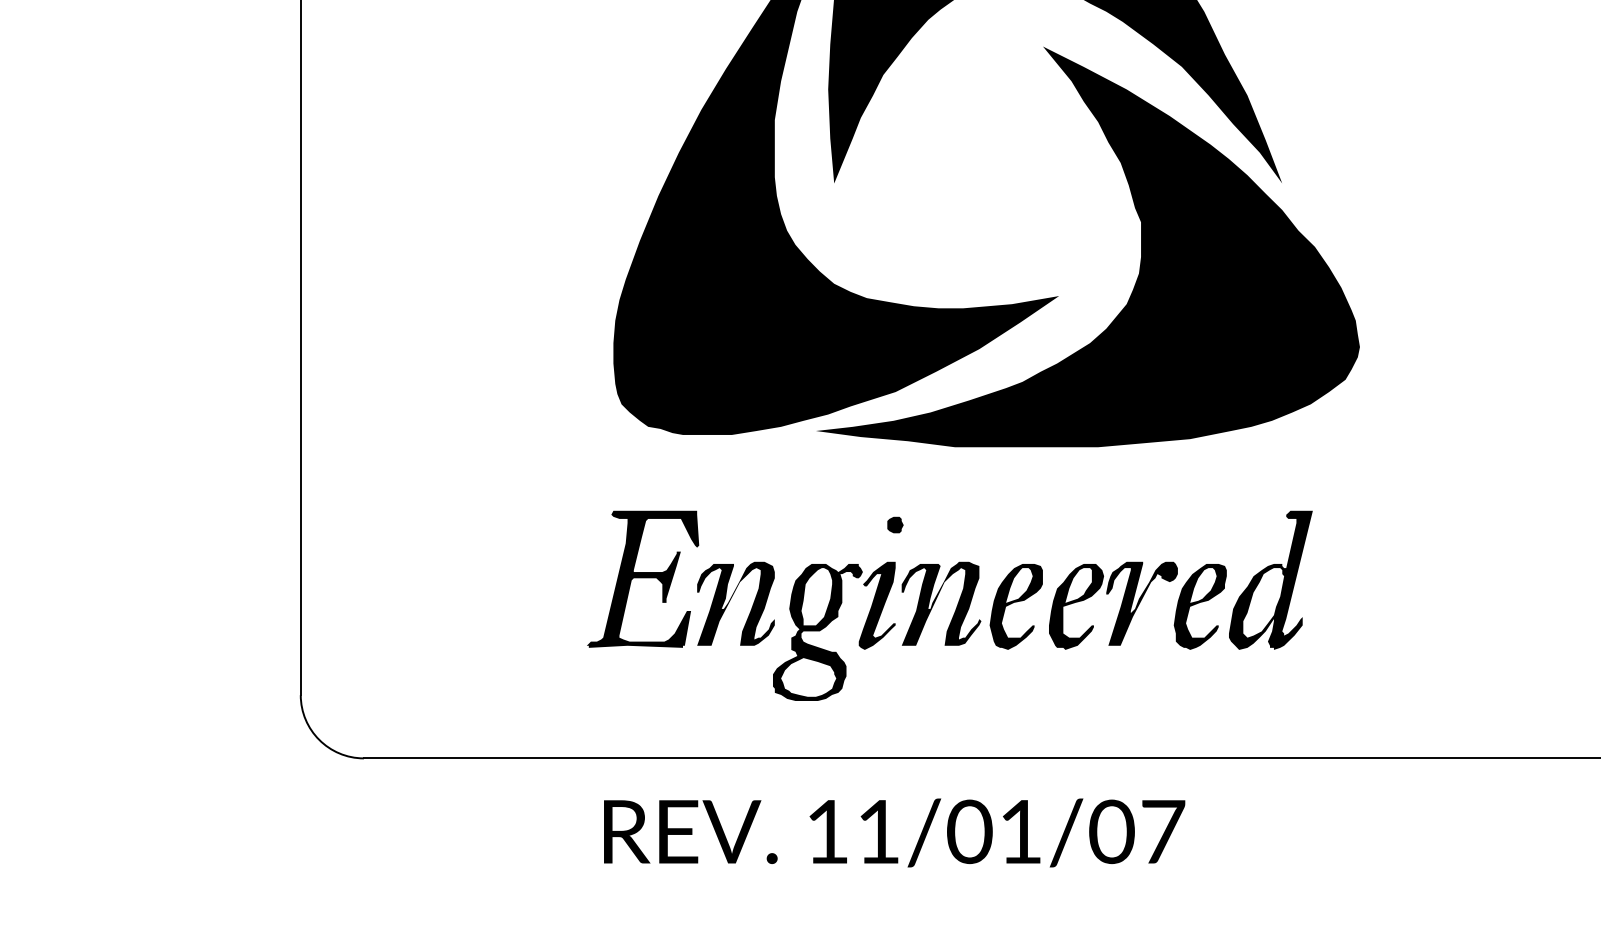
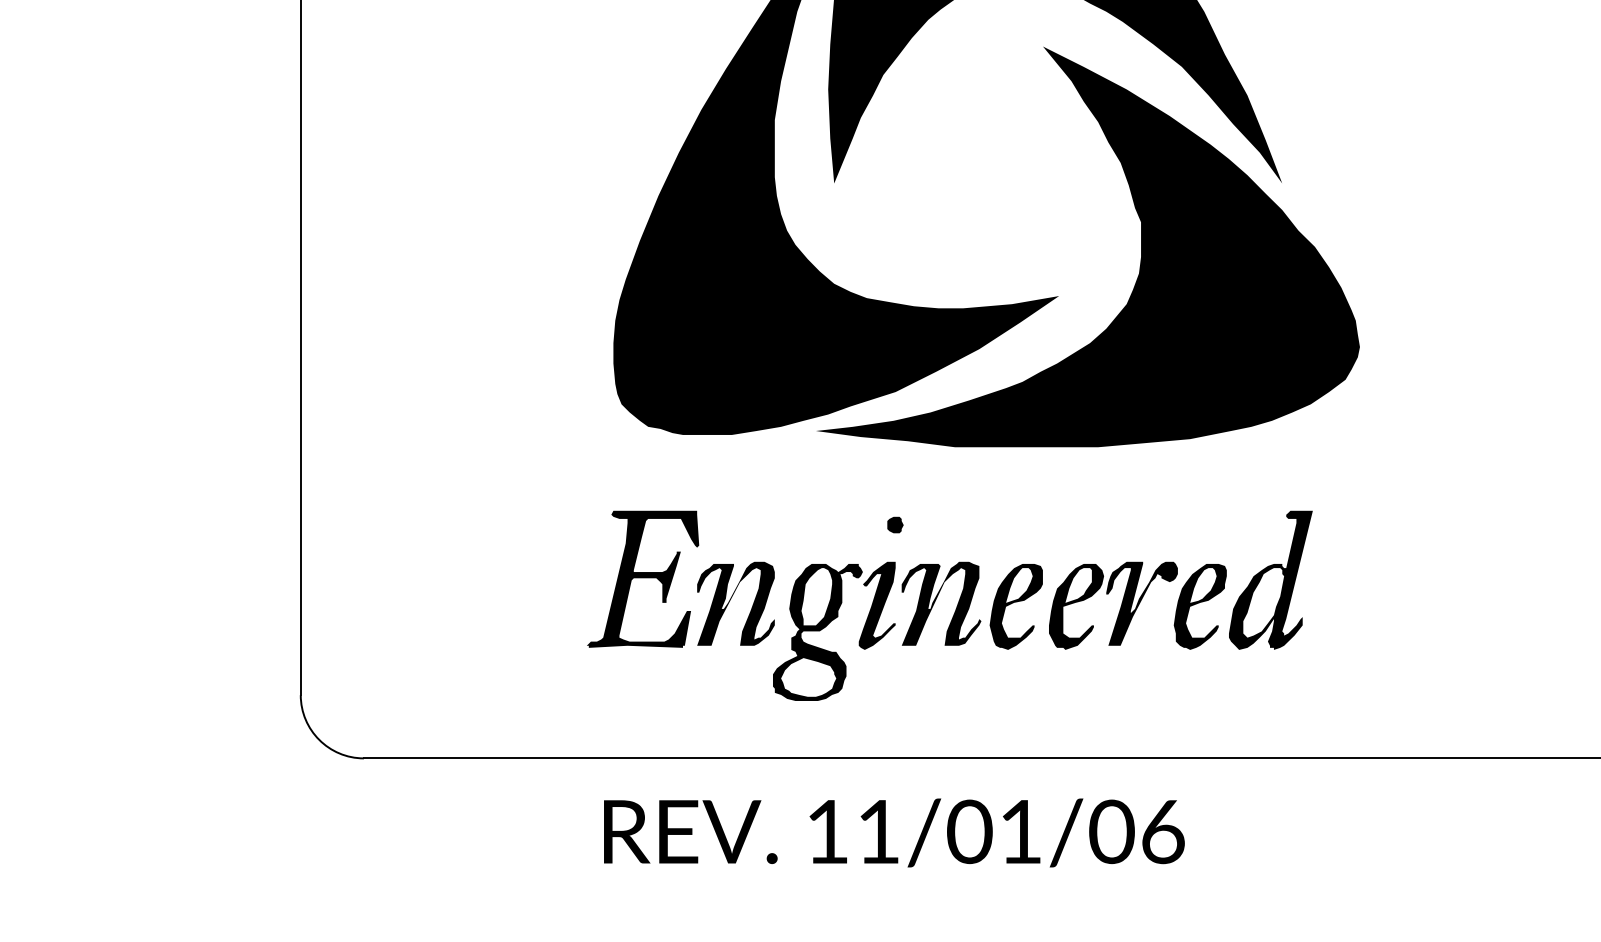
text: 11/01/07 -> 11/01/06 (1163, 832)
